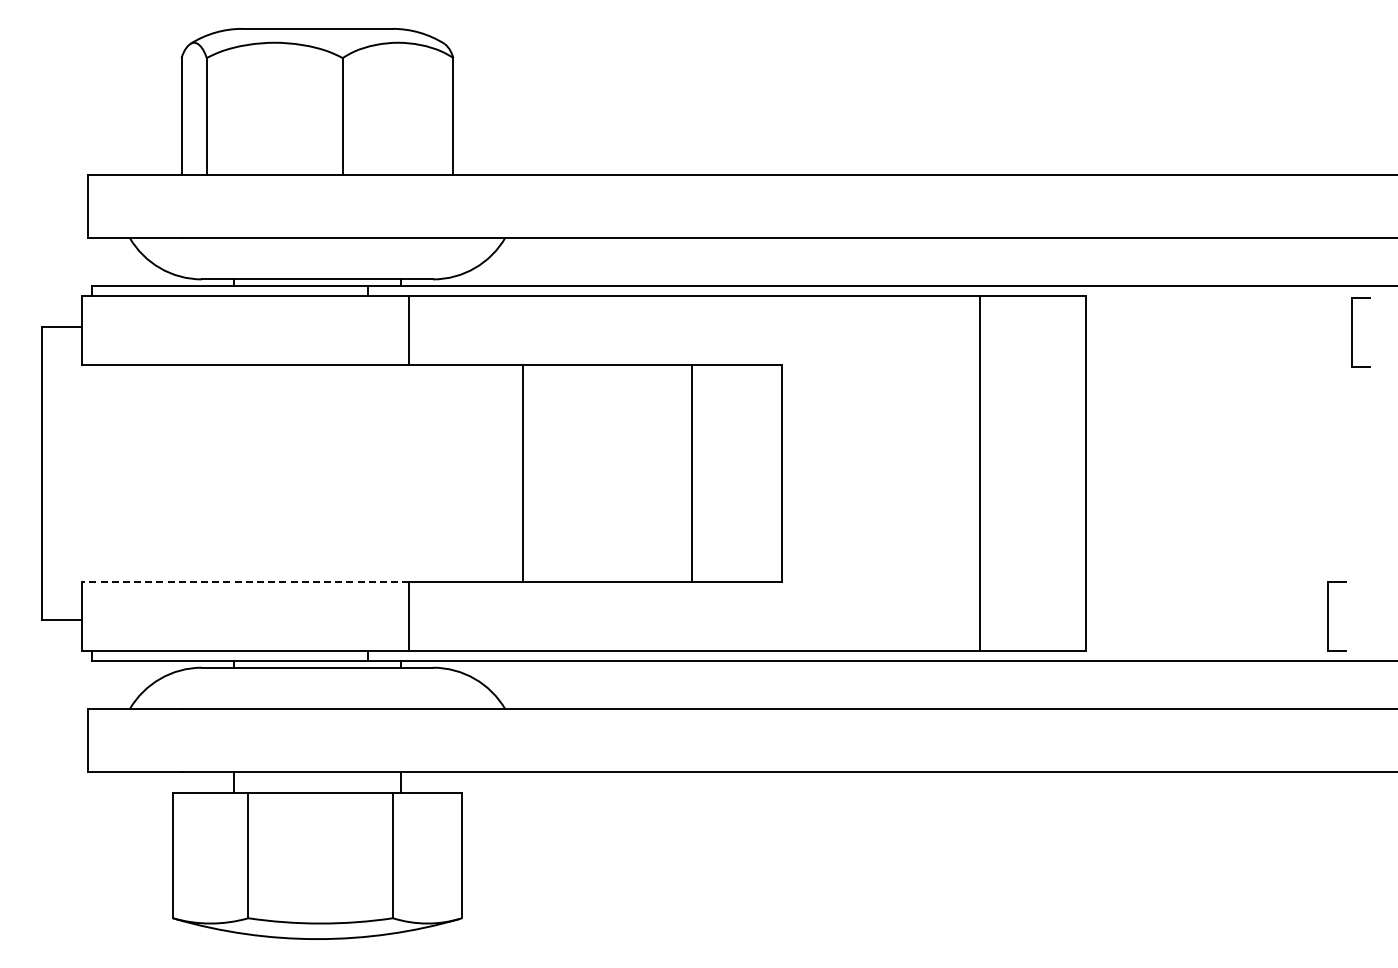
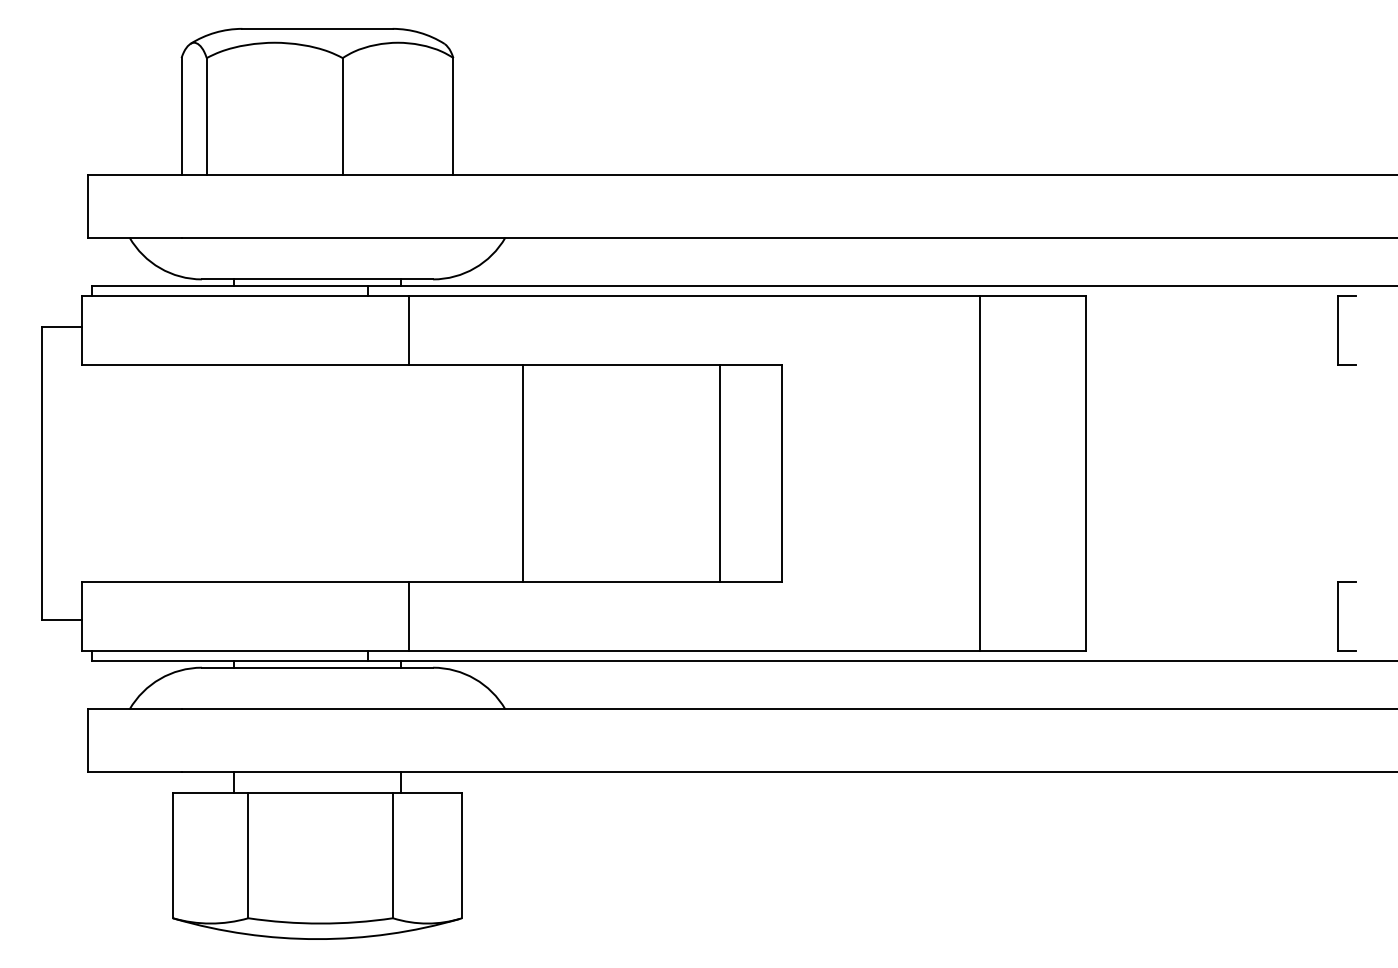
part position: (1352, 332) -> (1338, 330) (1338, 330)
line position: (691, 473) -> (719, 473) (719, 473)
line: dashed -> solid (245, 582)
part position: (1328, 616) -> (1338, 616) (1338, 616)
